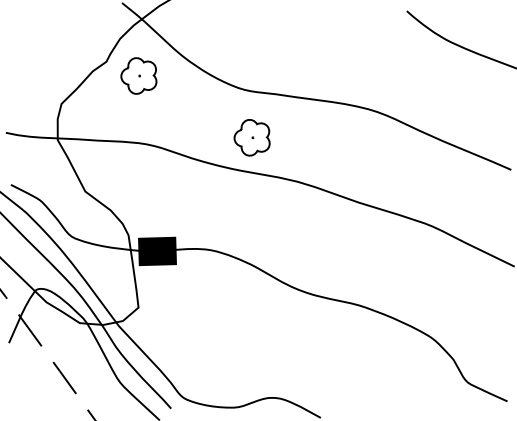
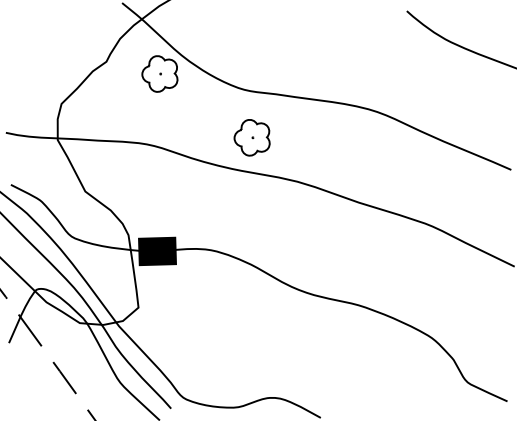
part position: (138, 75) -> (159, 73) (159, 73)
